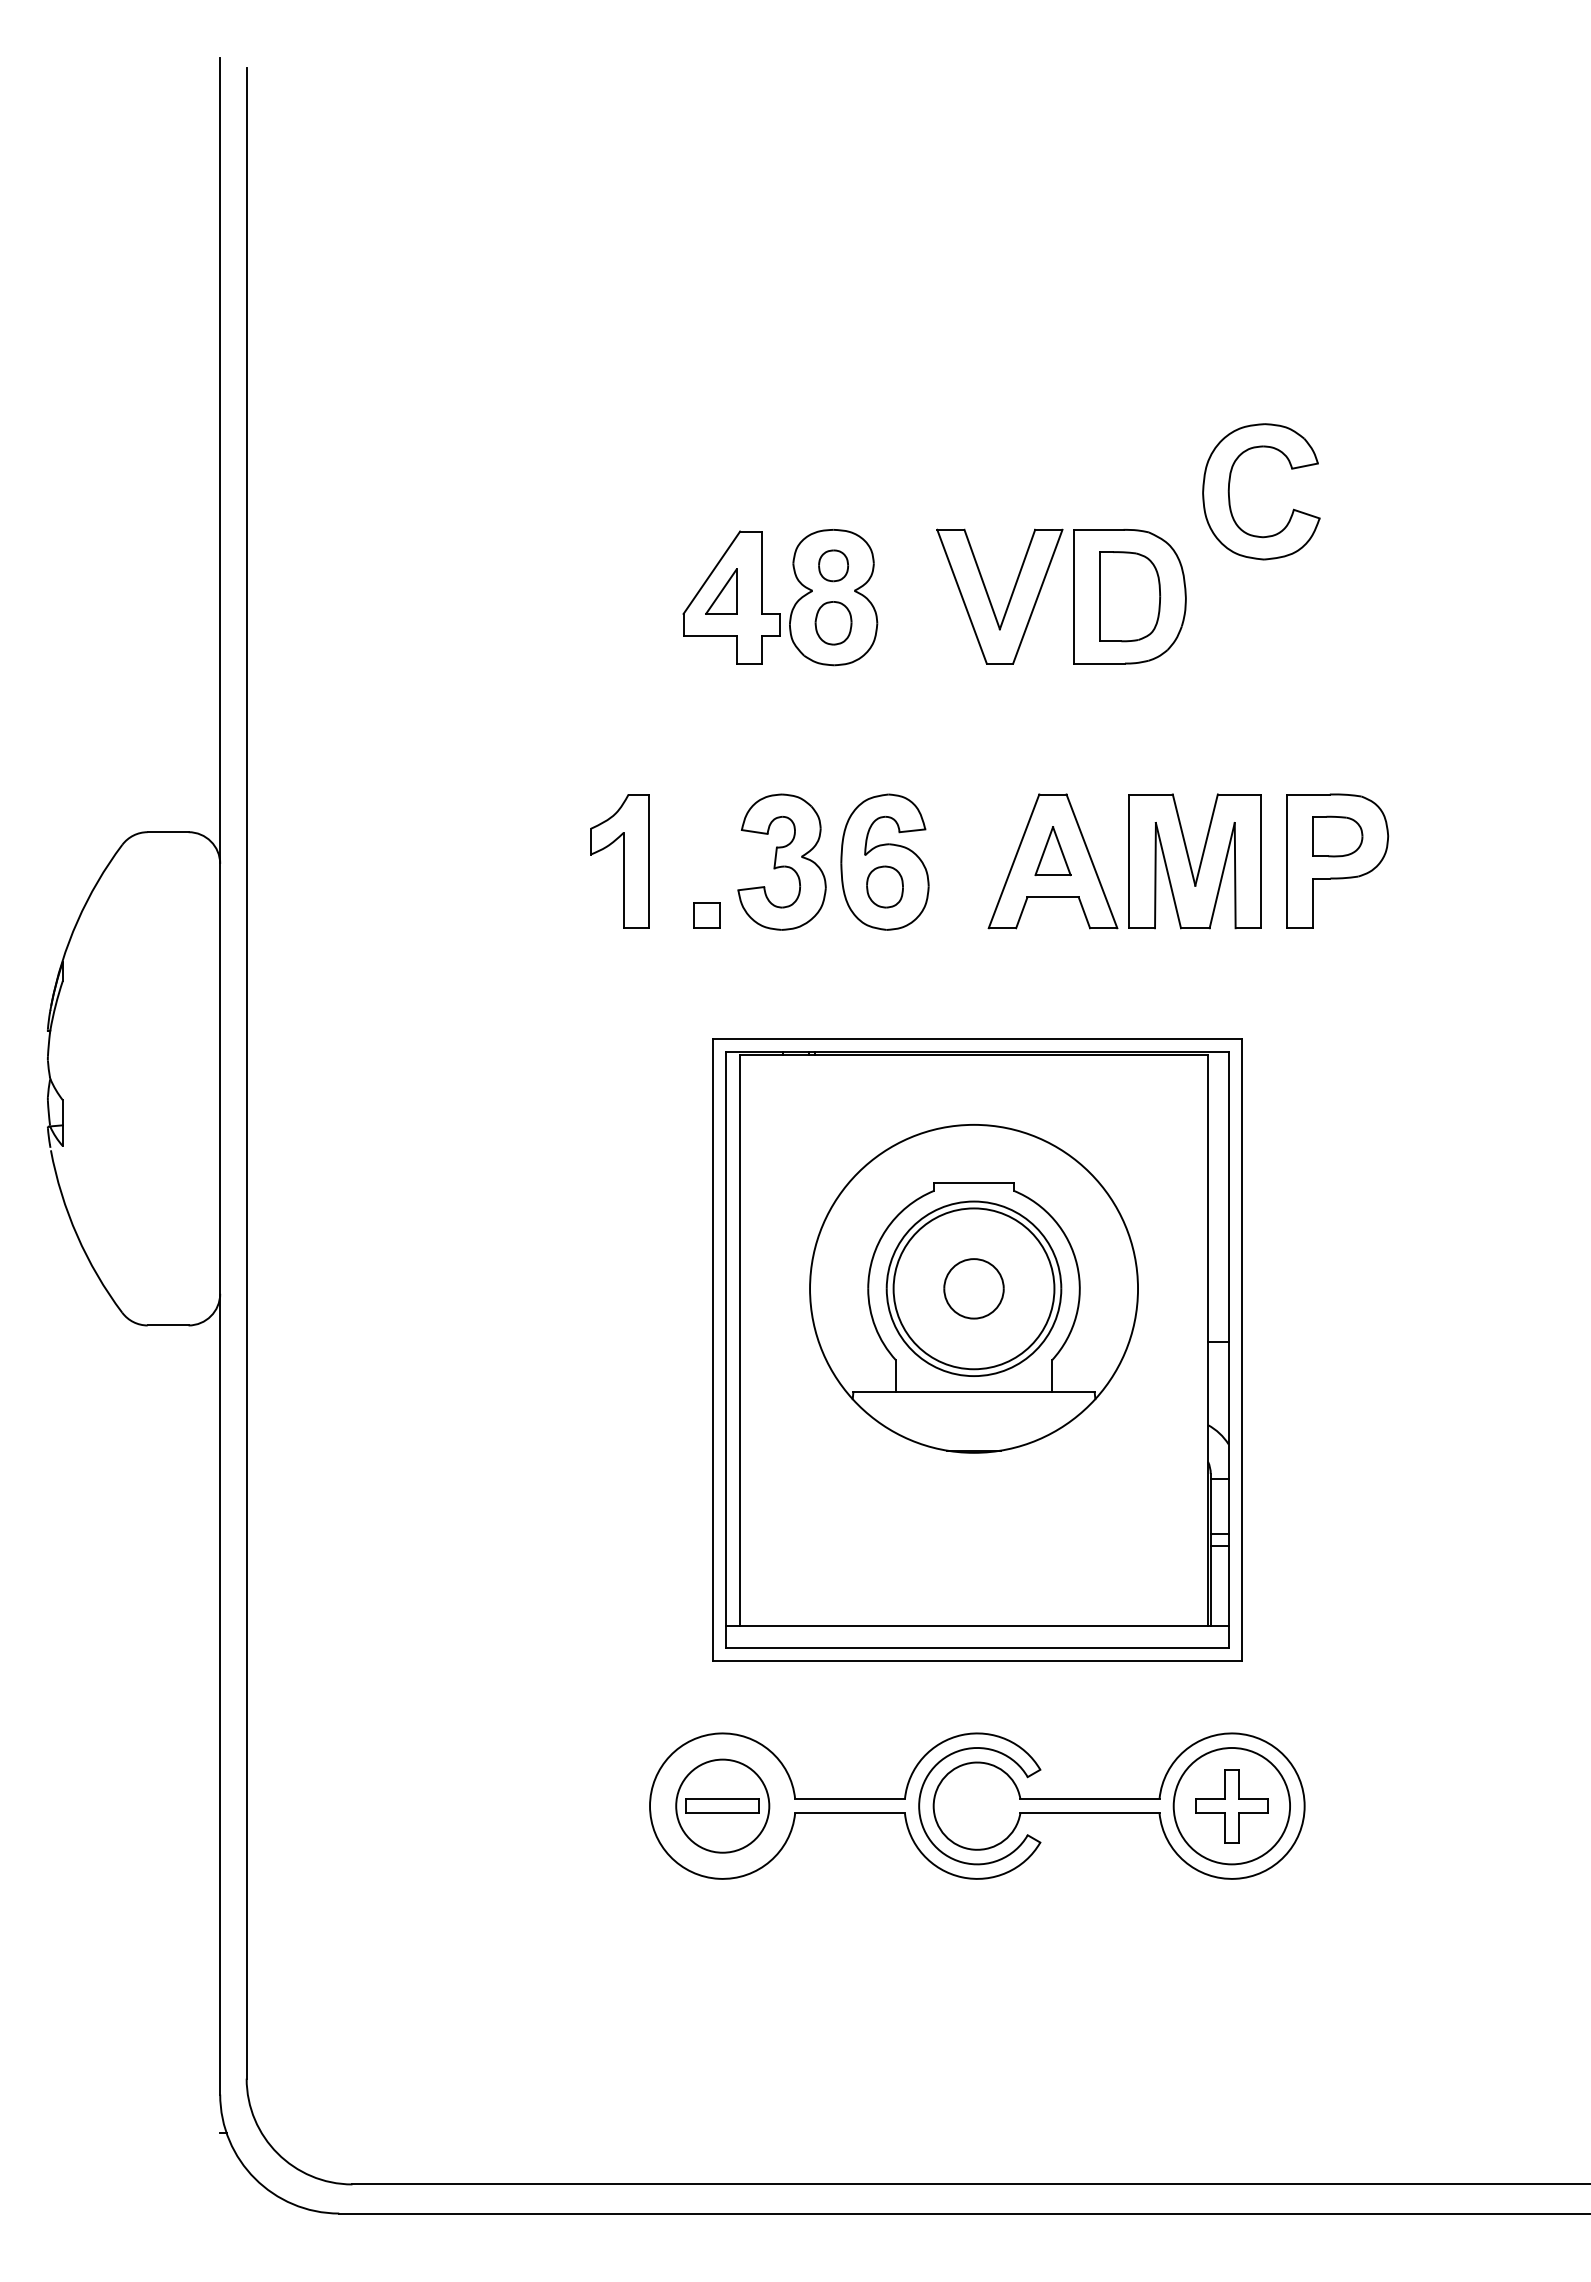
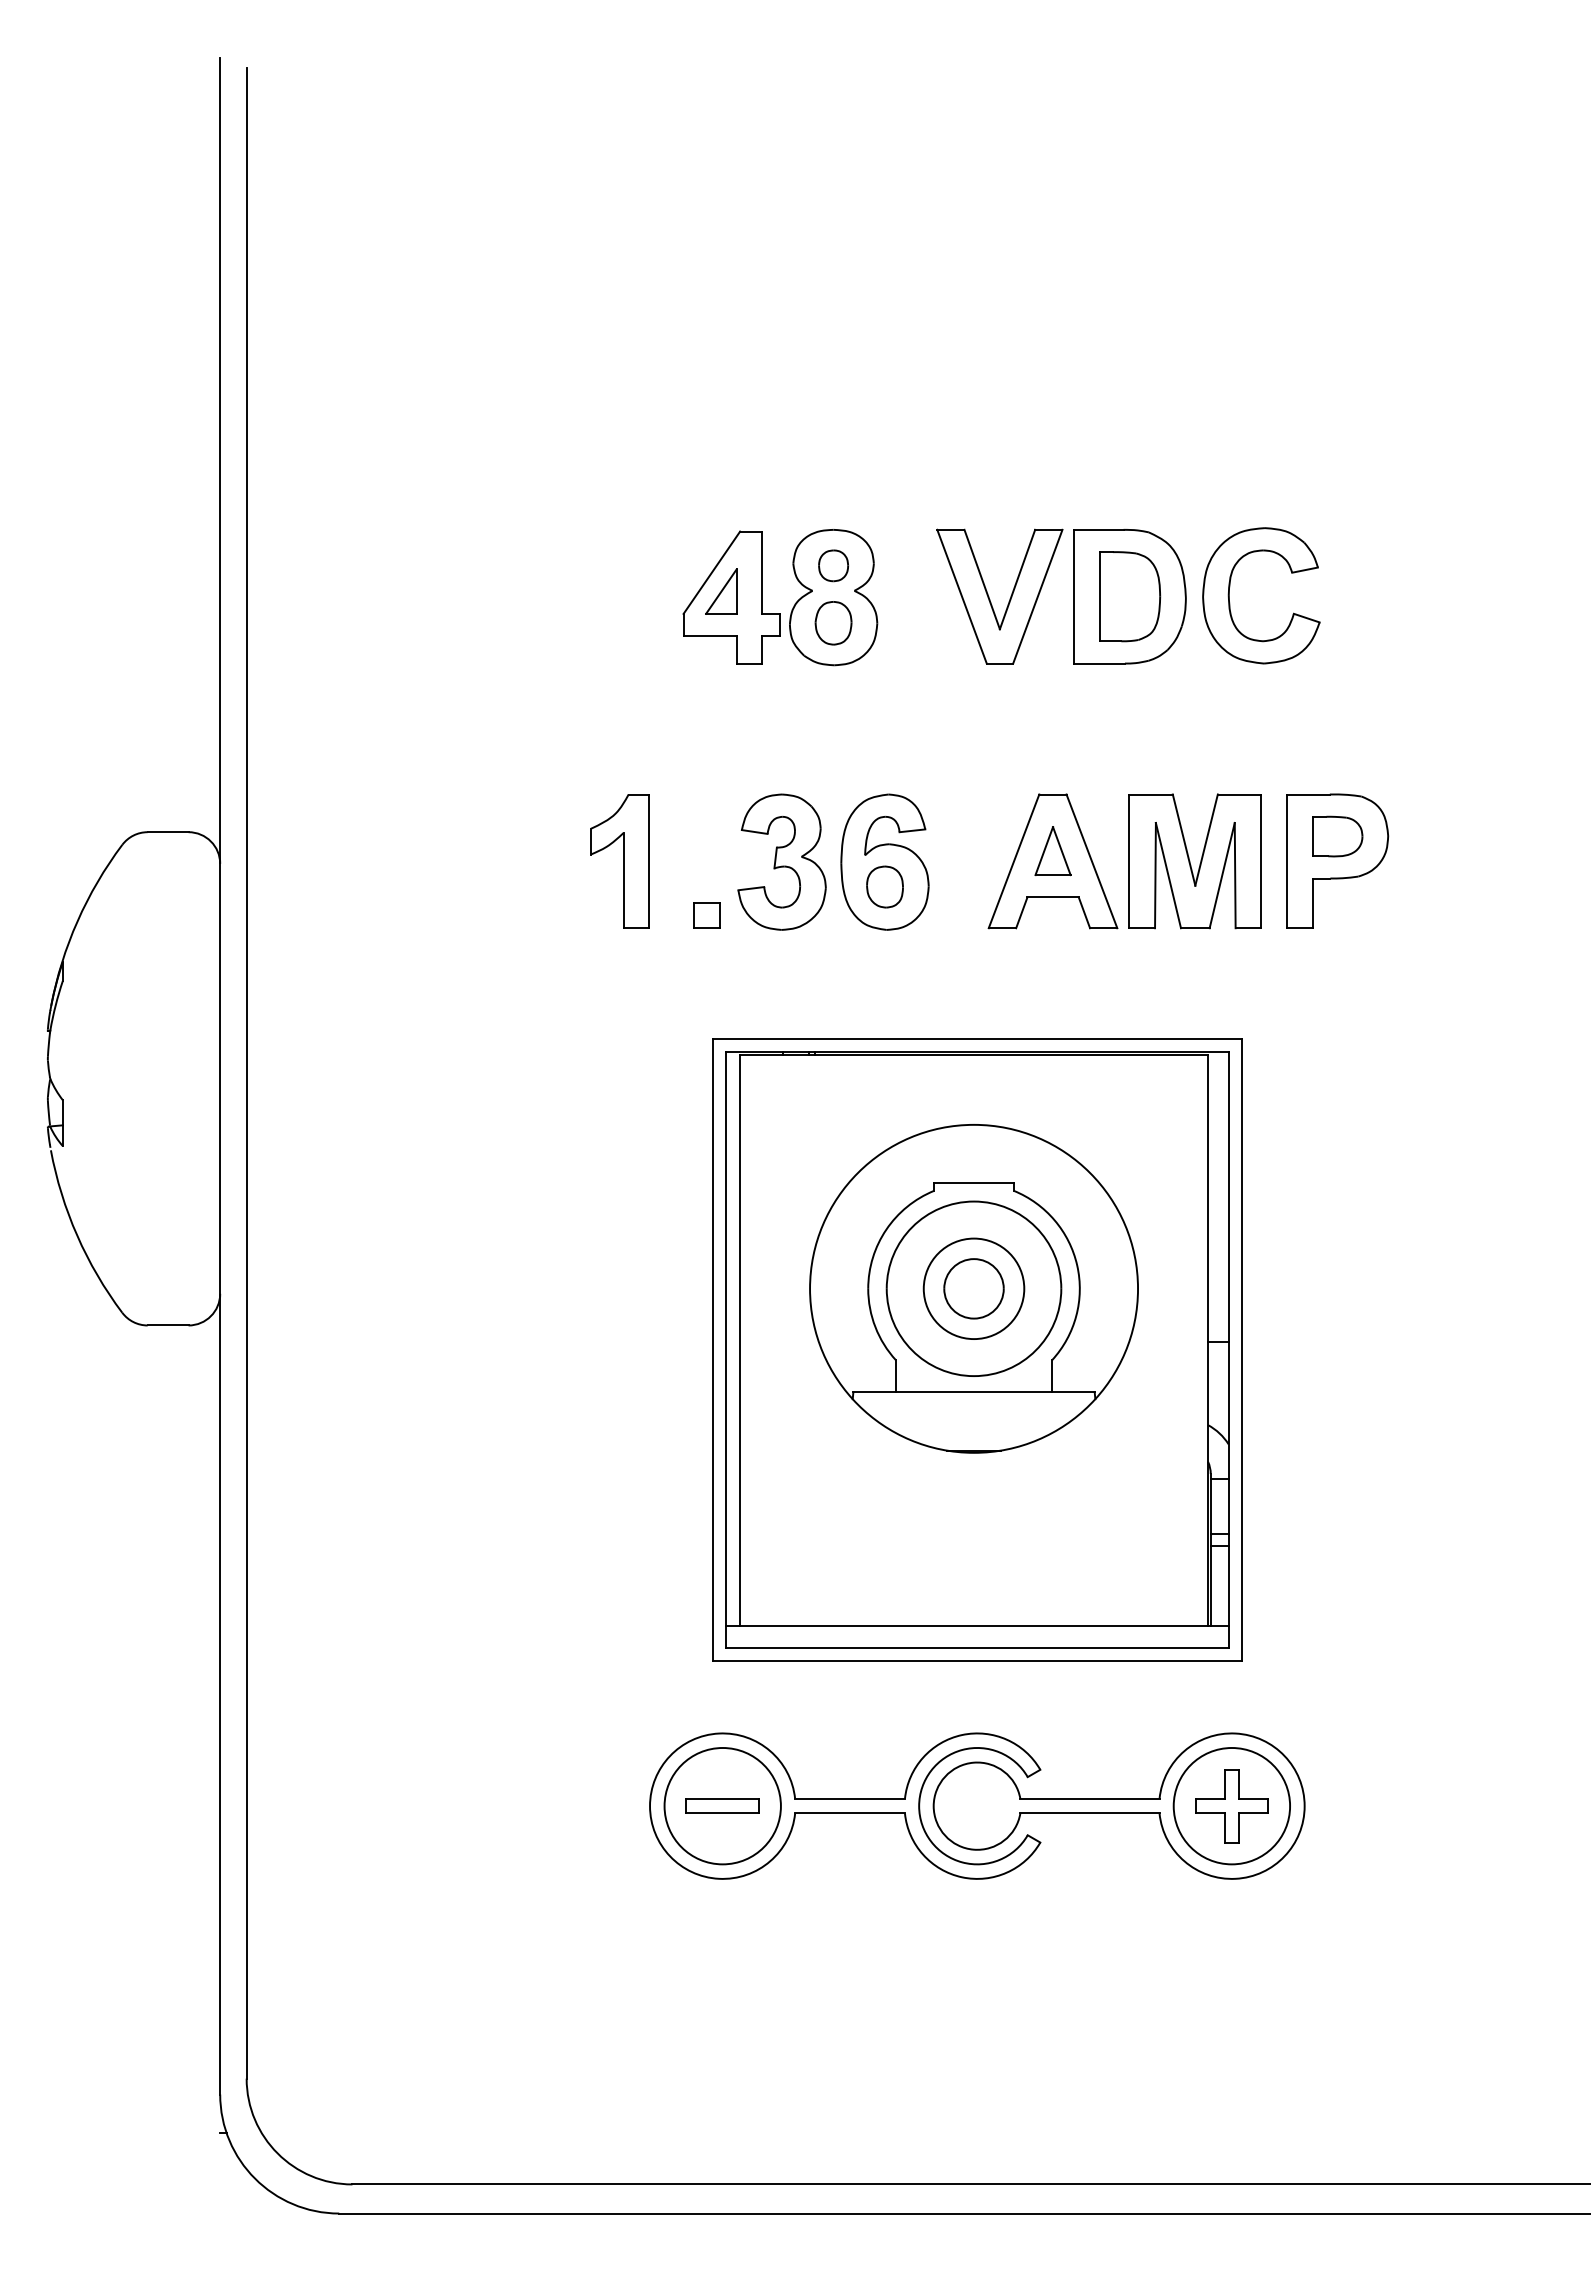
part position: (1229, 491) -> (1229, 595) (1229, 595)
circle diameter: 161 px -> 101 px (973, 1288)
circle diameter: 93 px -> 116 px (722, 1805)
